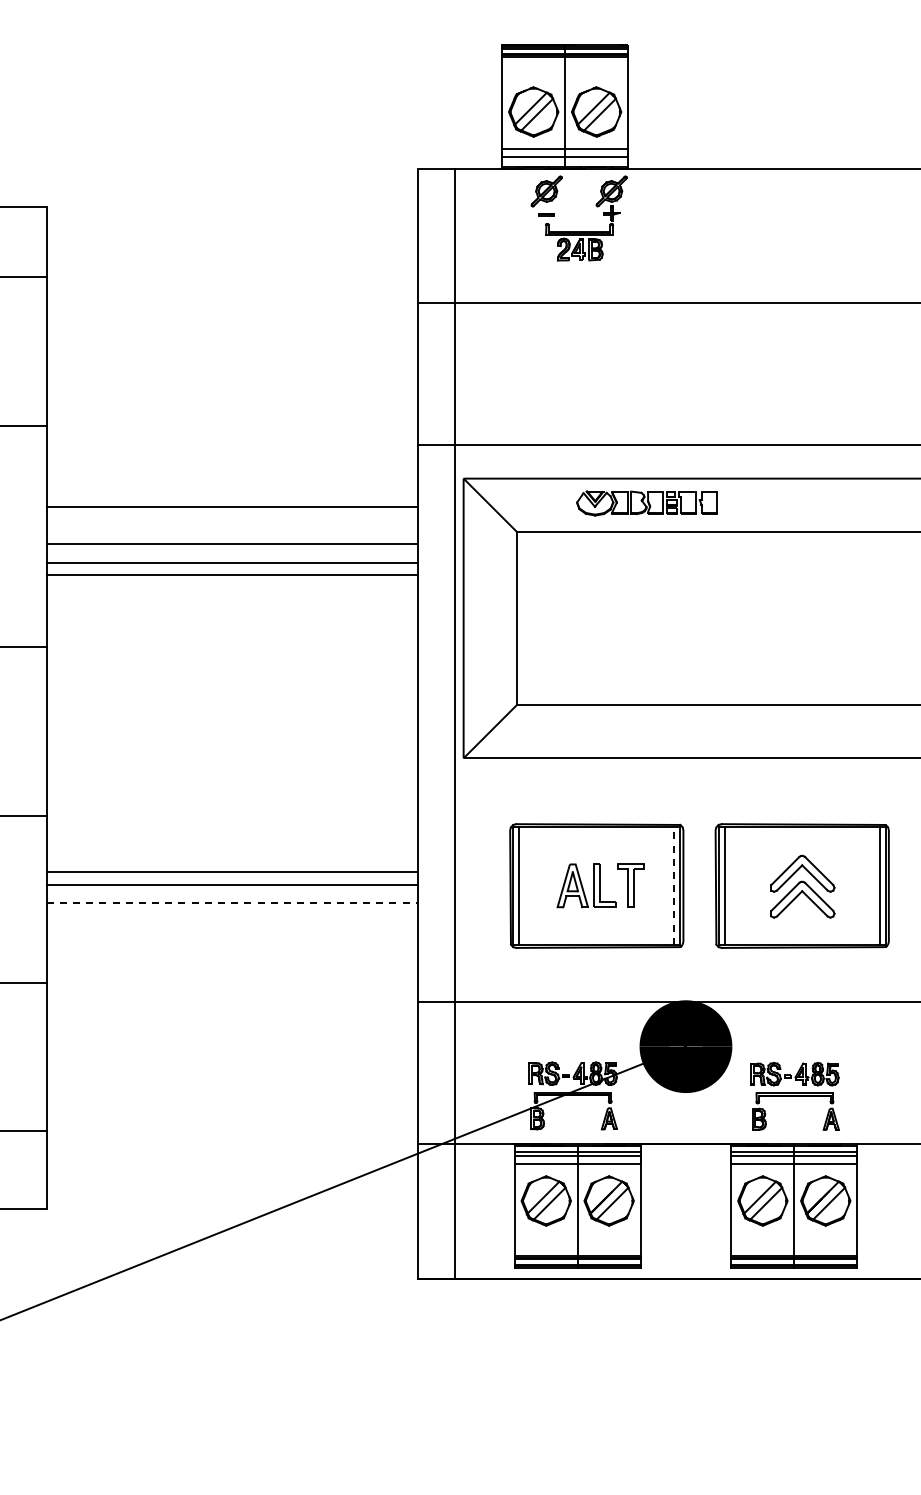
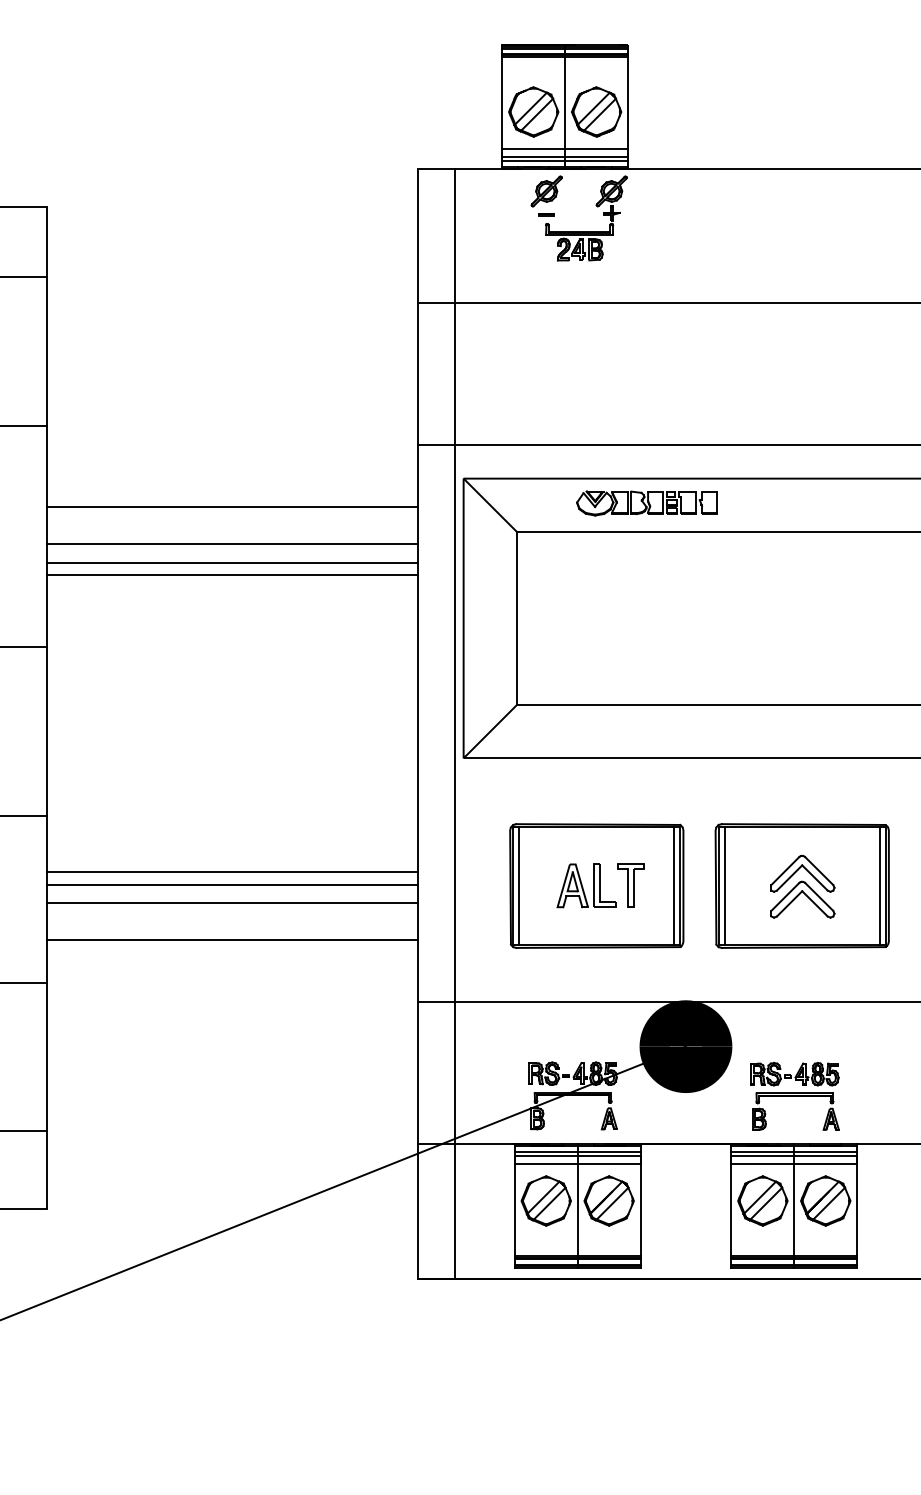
line: none -> present (565, 161)
line: dashed -> solid (674, 886)
line: dashed -> solid (232, 903)
line: none -> present (231, 940)
